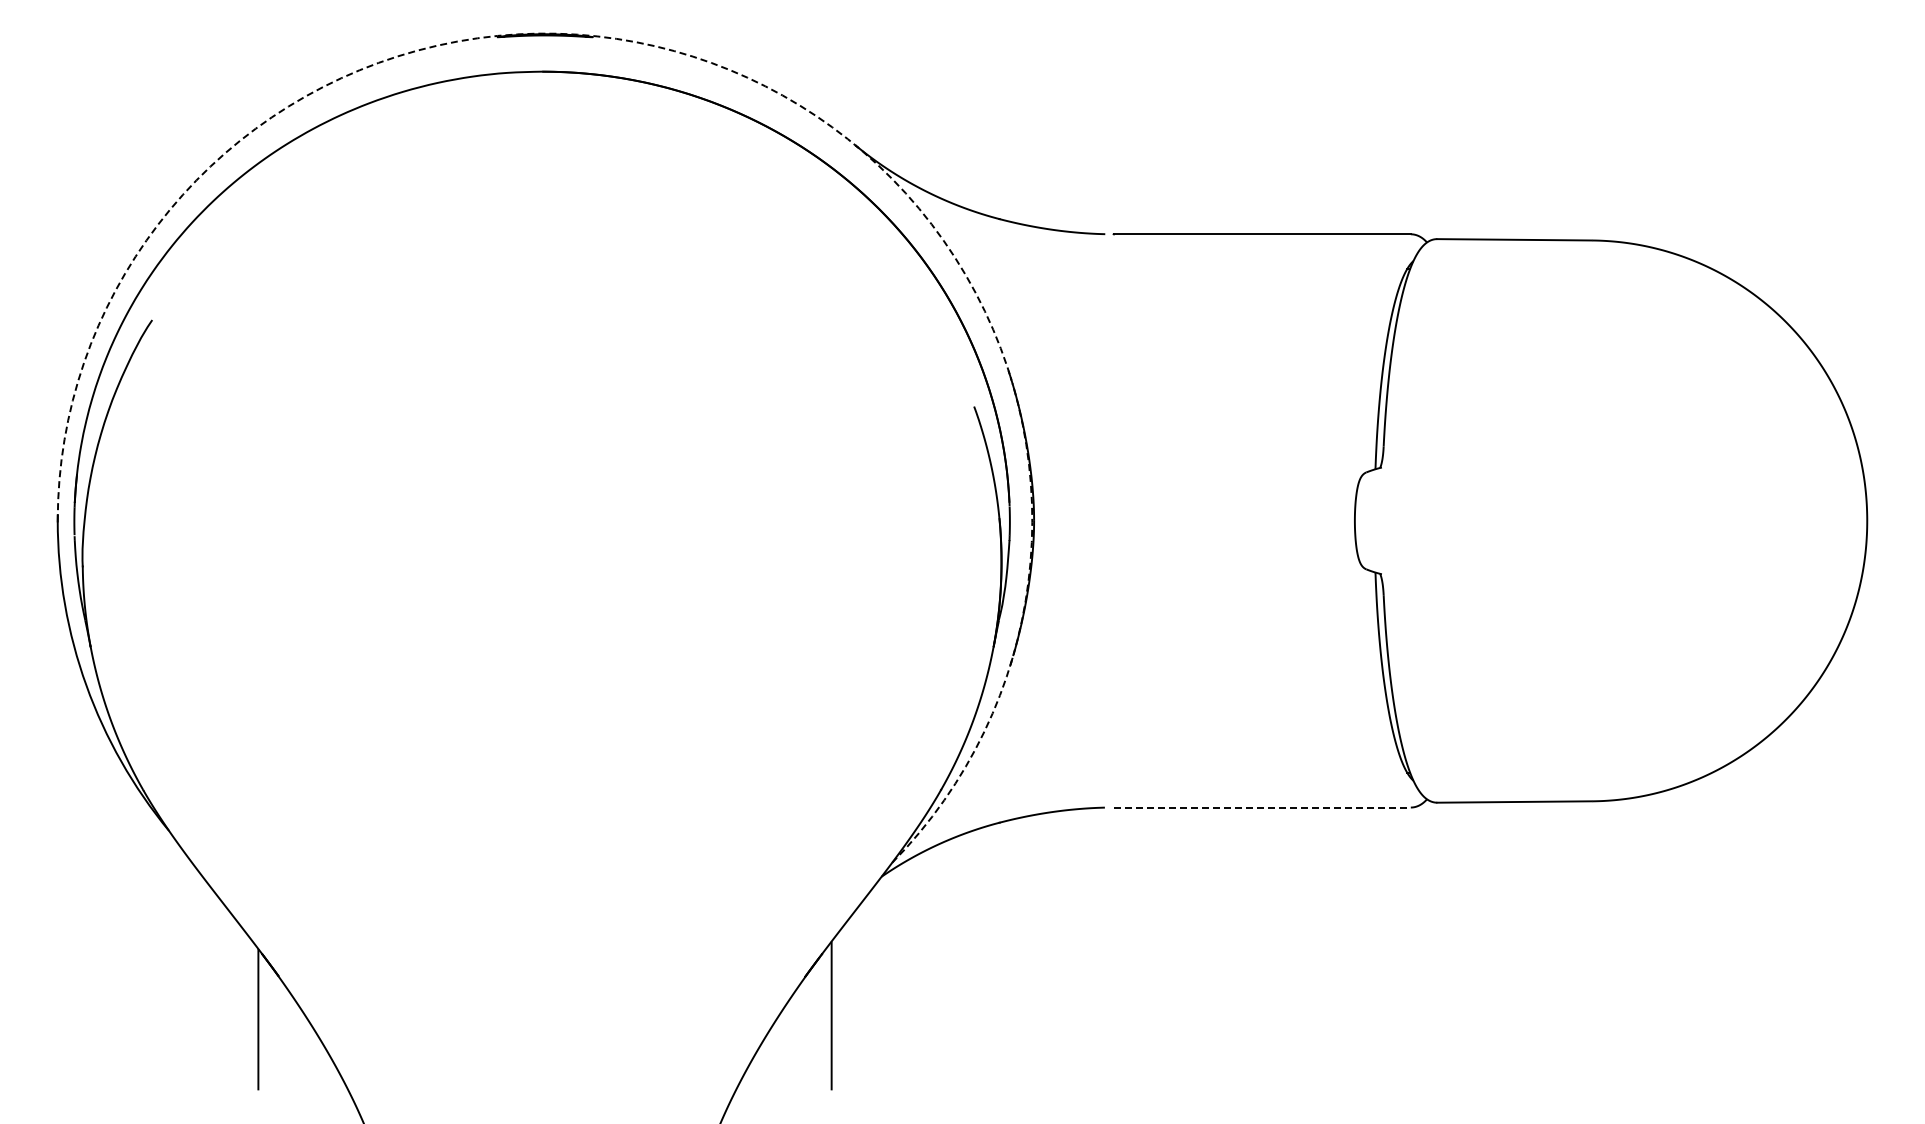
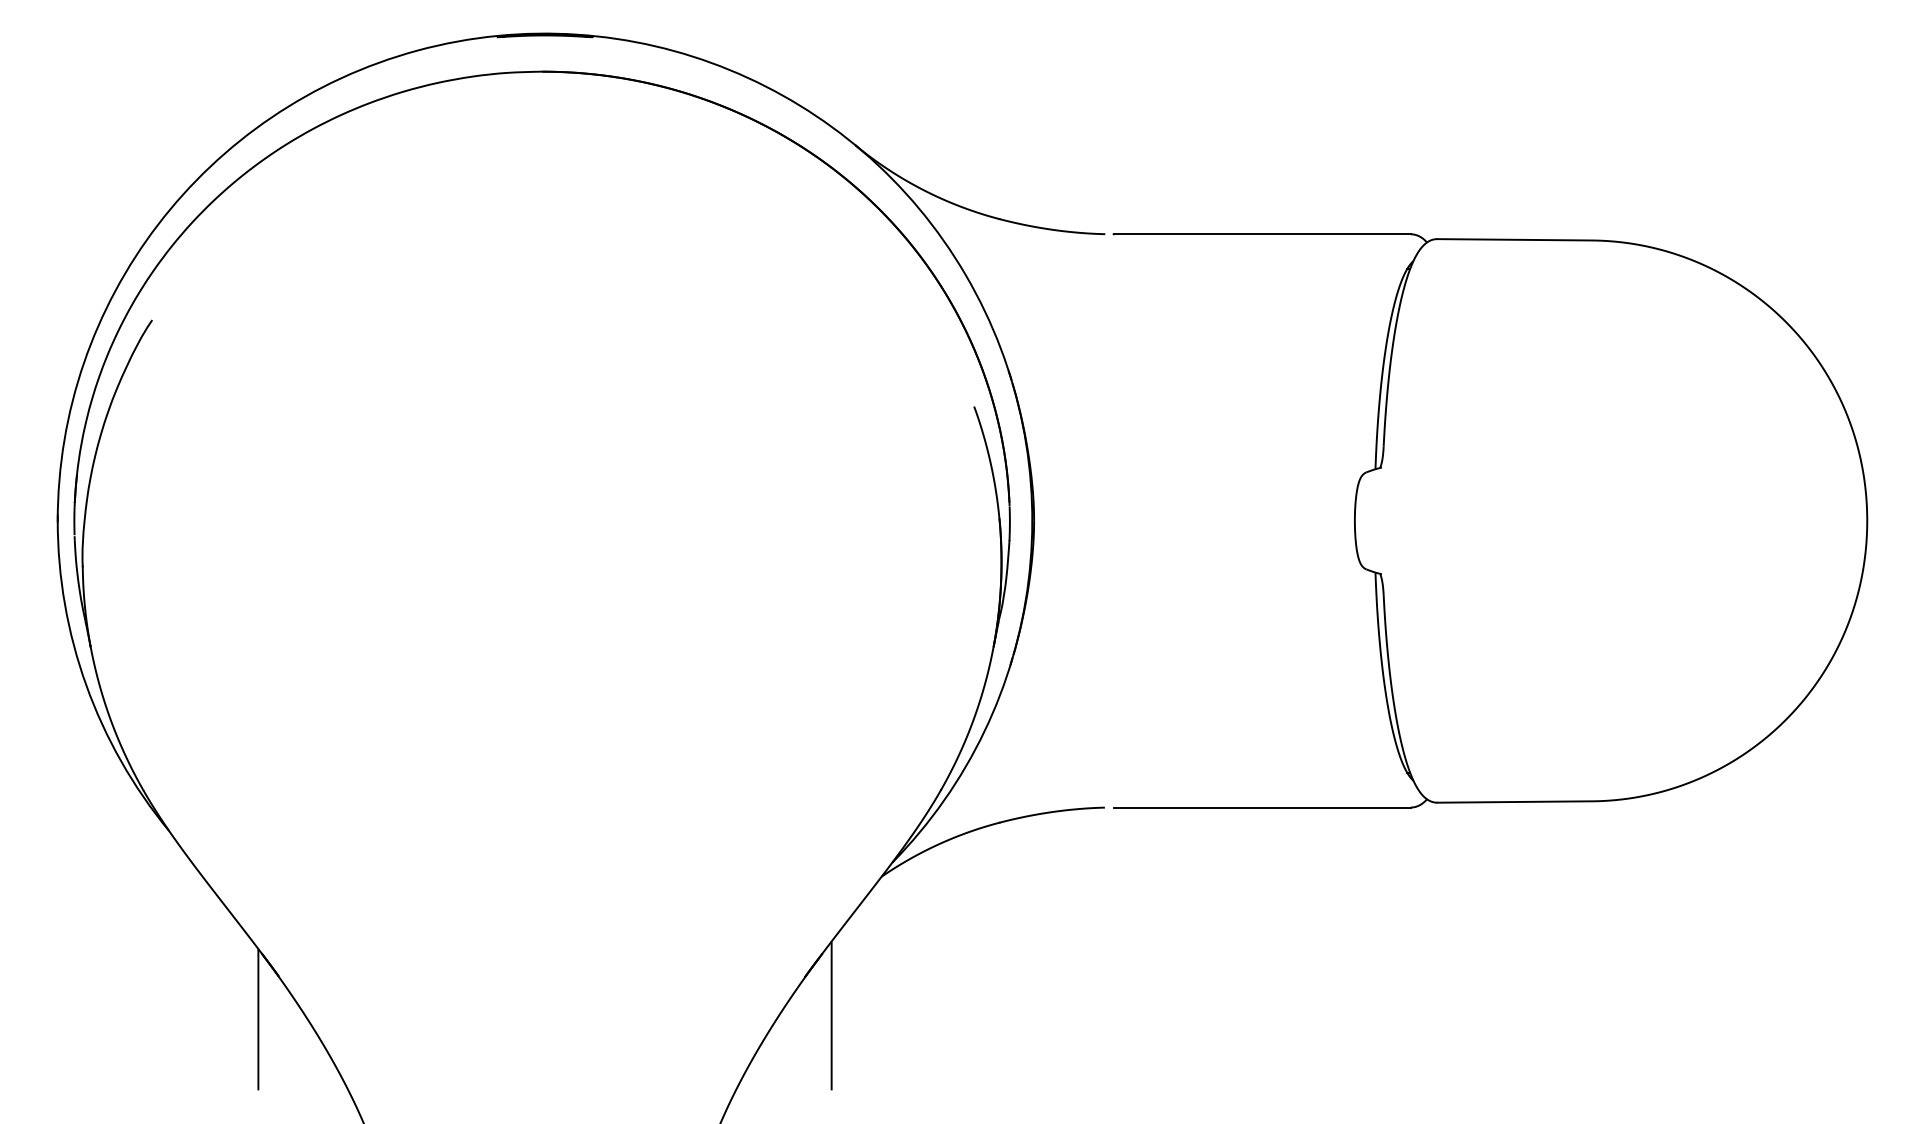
arc: dashed -> solid (729, 70)
line: dashed -> solid (1263, 807)
